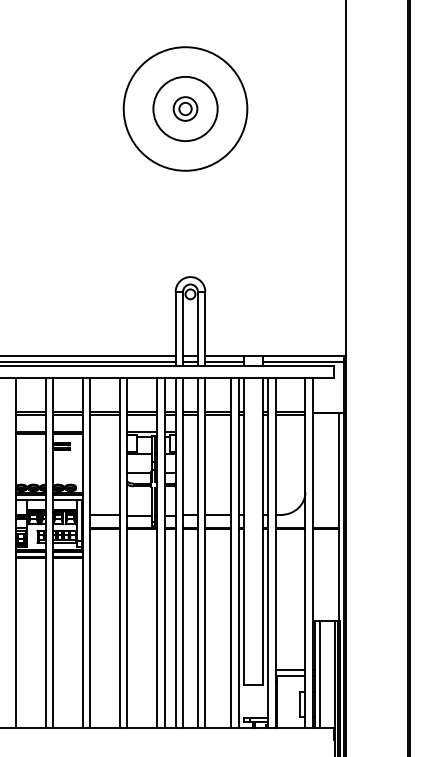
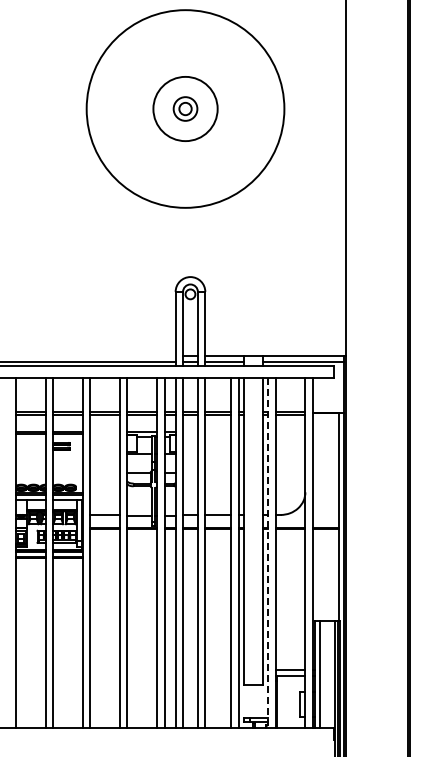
circle diameter: 124 px -> 198 px (185, 108)
line: present -> none (88, 356)
line: solid -> dashed (268, 553)
